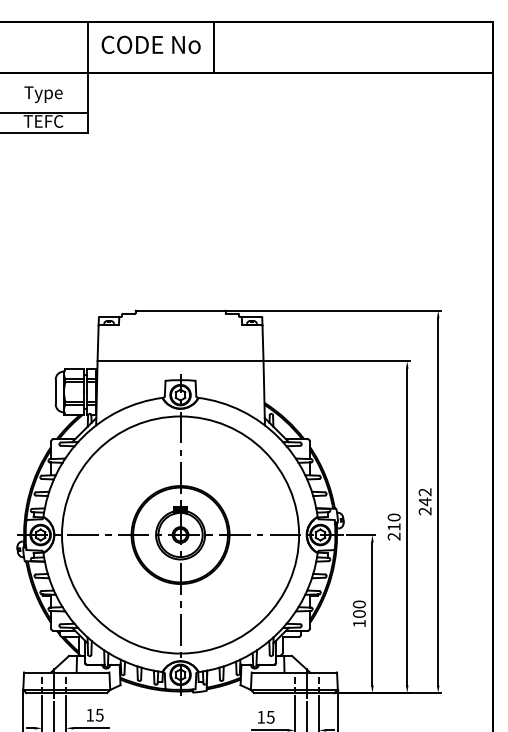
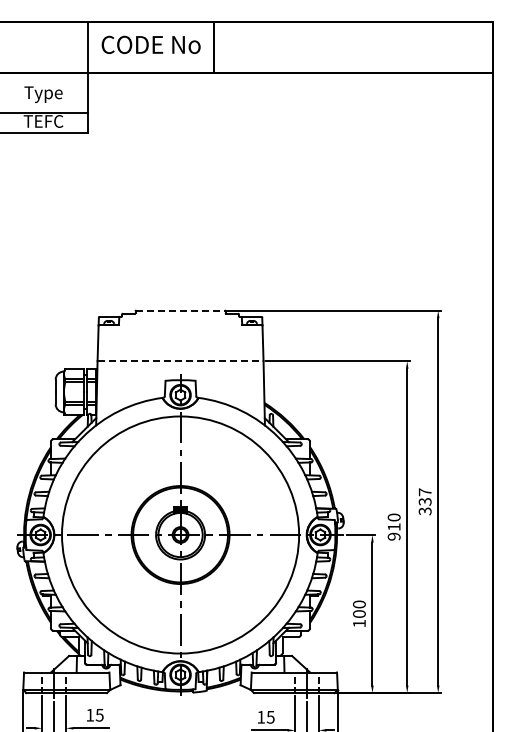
line: solid -> dashed (181, 310)
line: solid -> dashed (180, 361)
text: 242 -> 337 (424, 501)
text: 210 -> 910 (394, 536)
